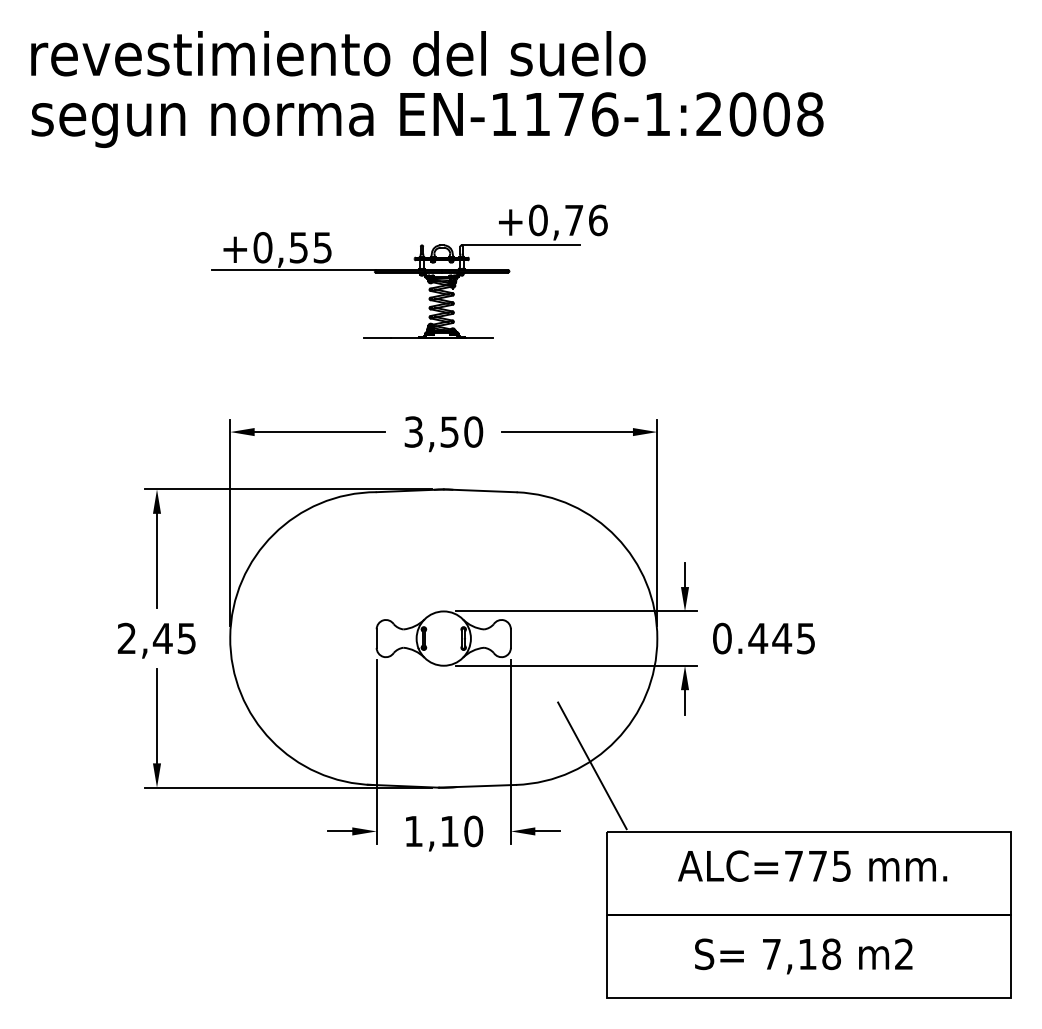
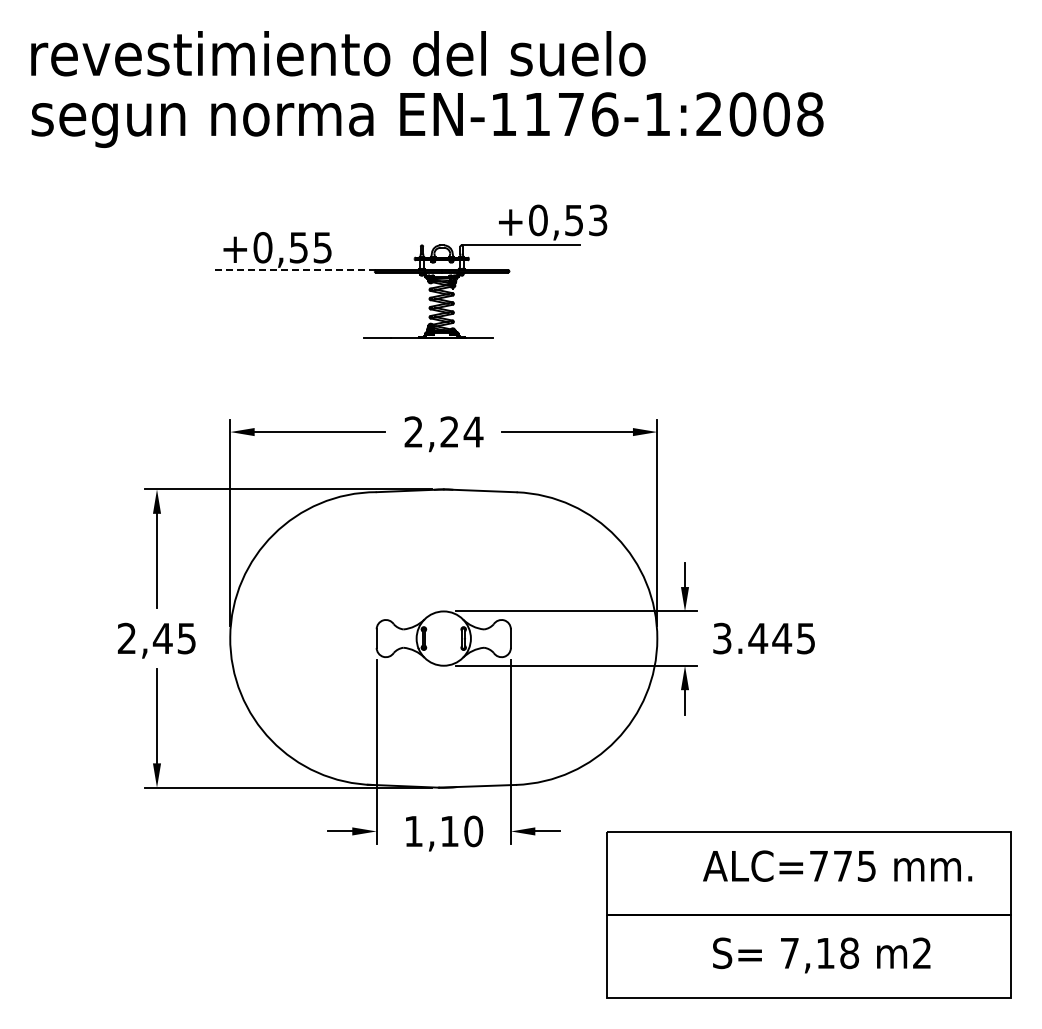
text: +0,76 -> +0,53 (586, 220)
line: solid -> dashed (293, 269)
text: 3,50 -> 2,24 (443, 431)
text: 0.445 -> 3.445 (722, 638)
line: present -> none (592, 765)
text position: (812, 865) -> (837, 865) (837, 865)
text position: (803, 956) -> (821, 955) (821, 955)
